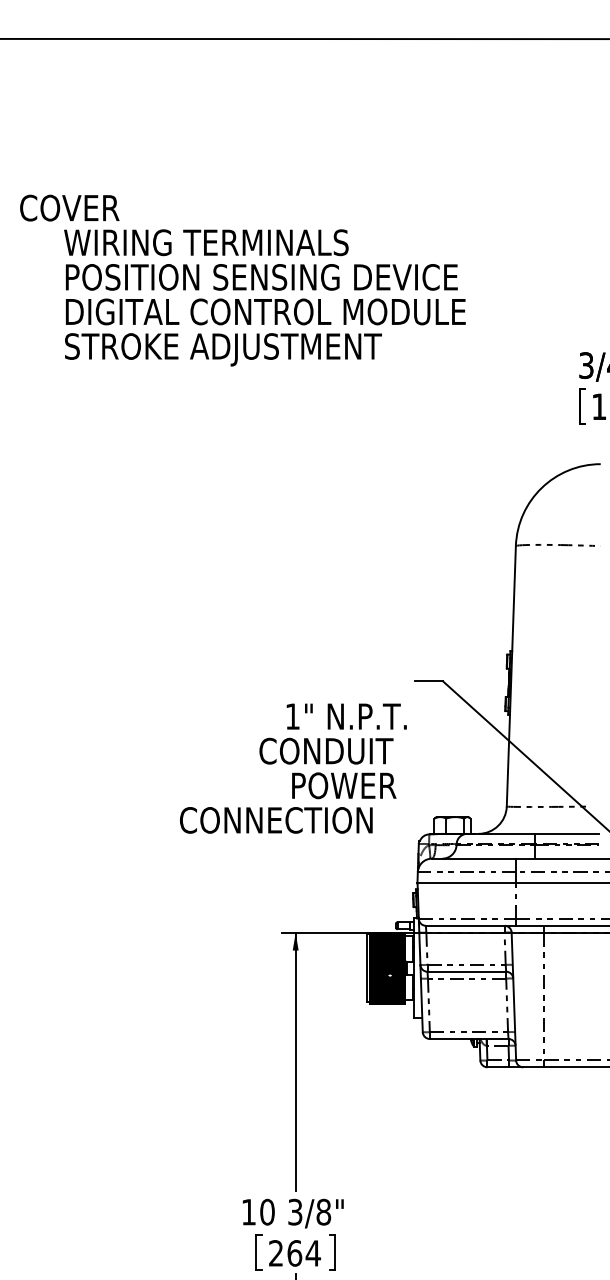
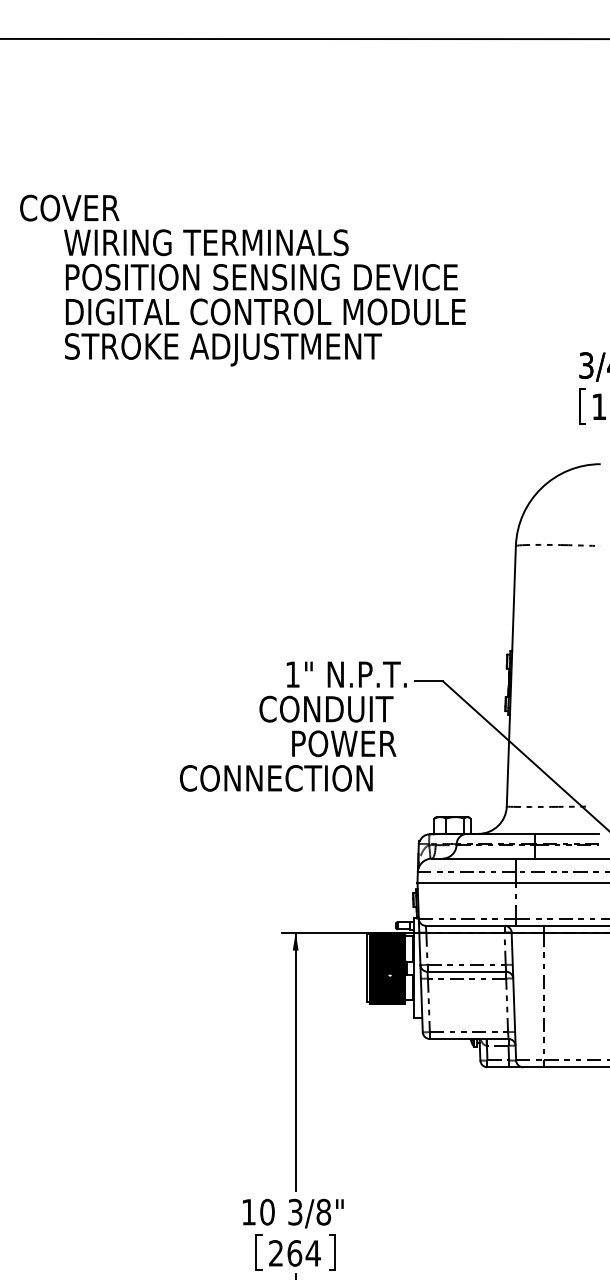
text position: (293, 768) -> (293, 726) (293, 726)
